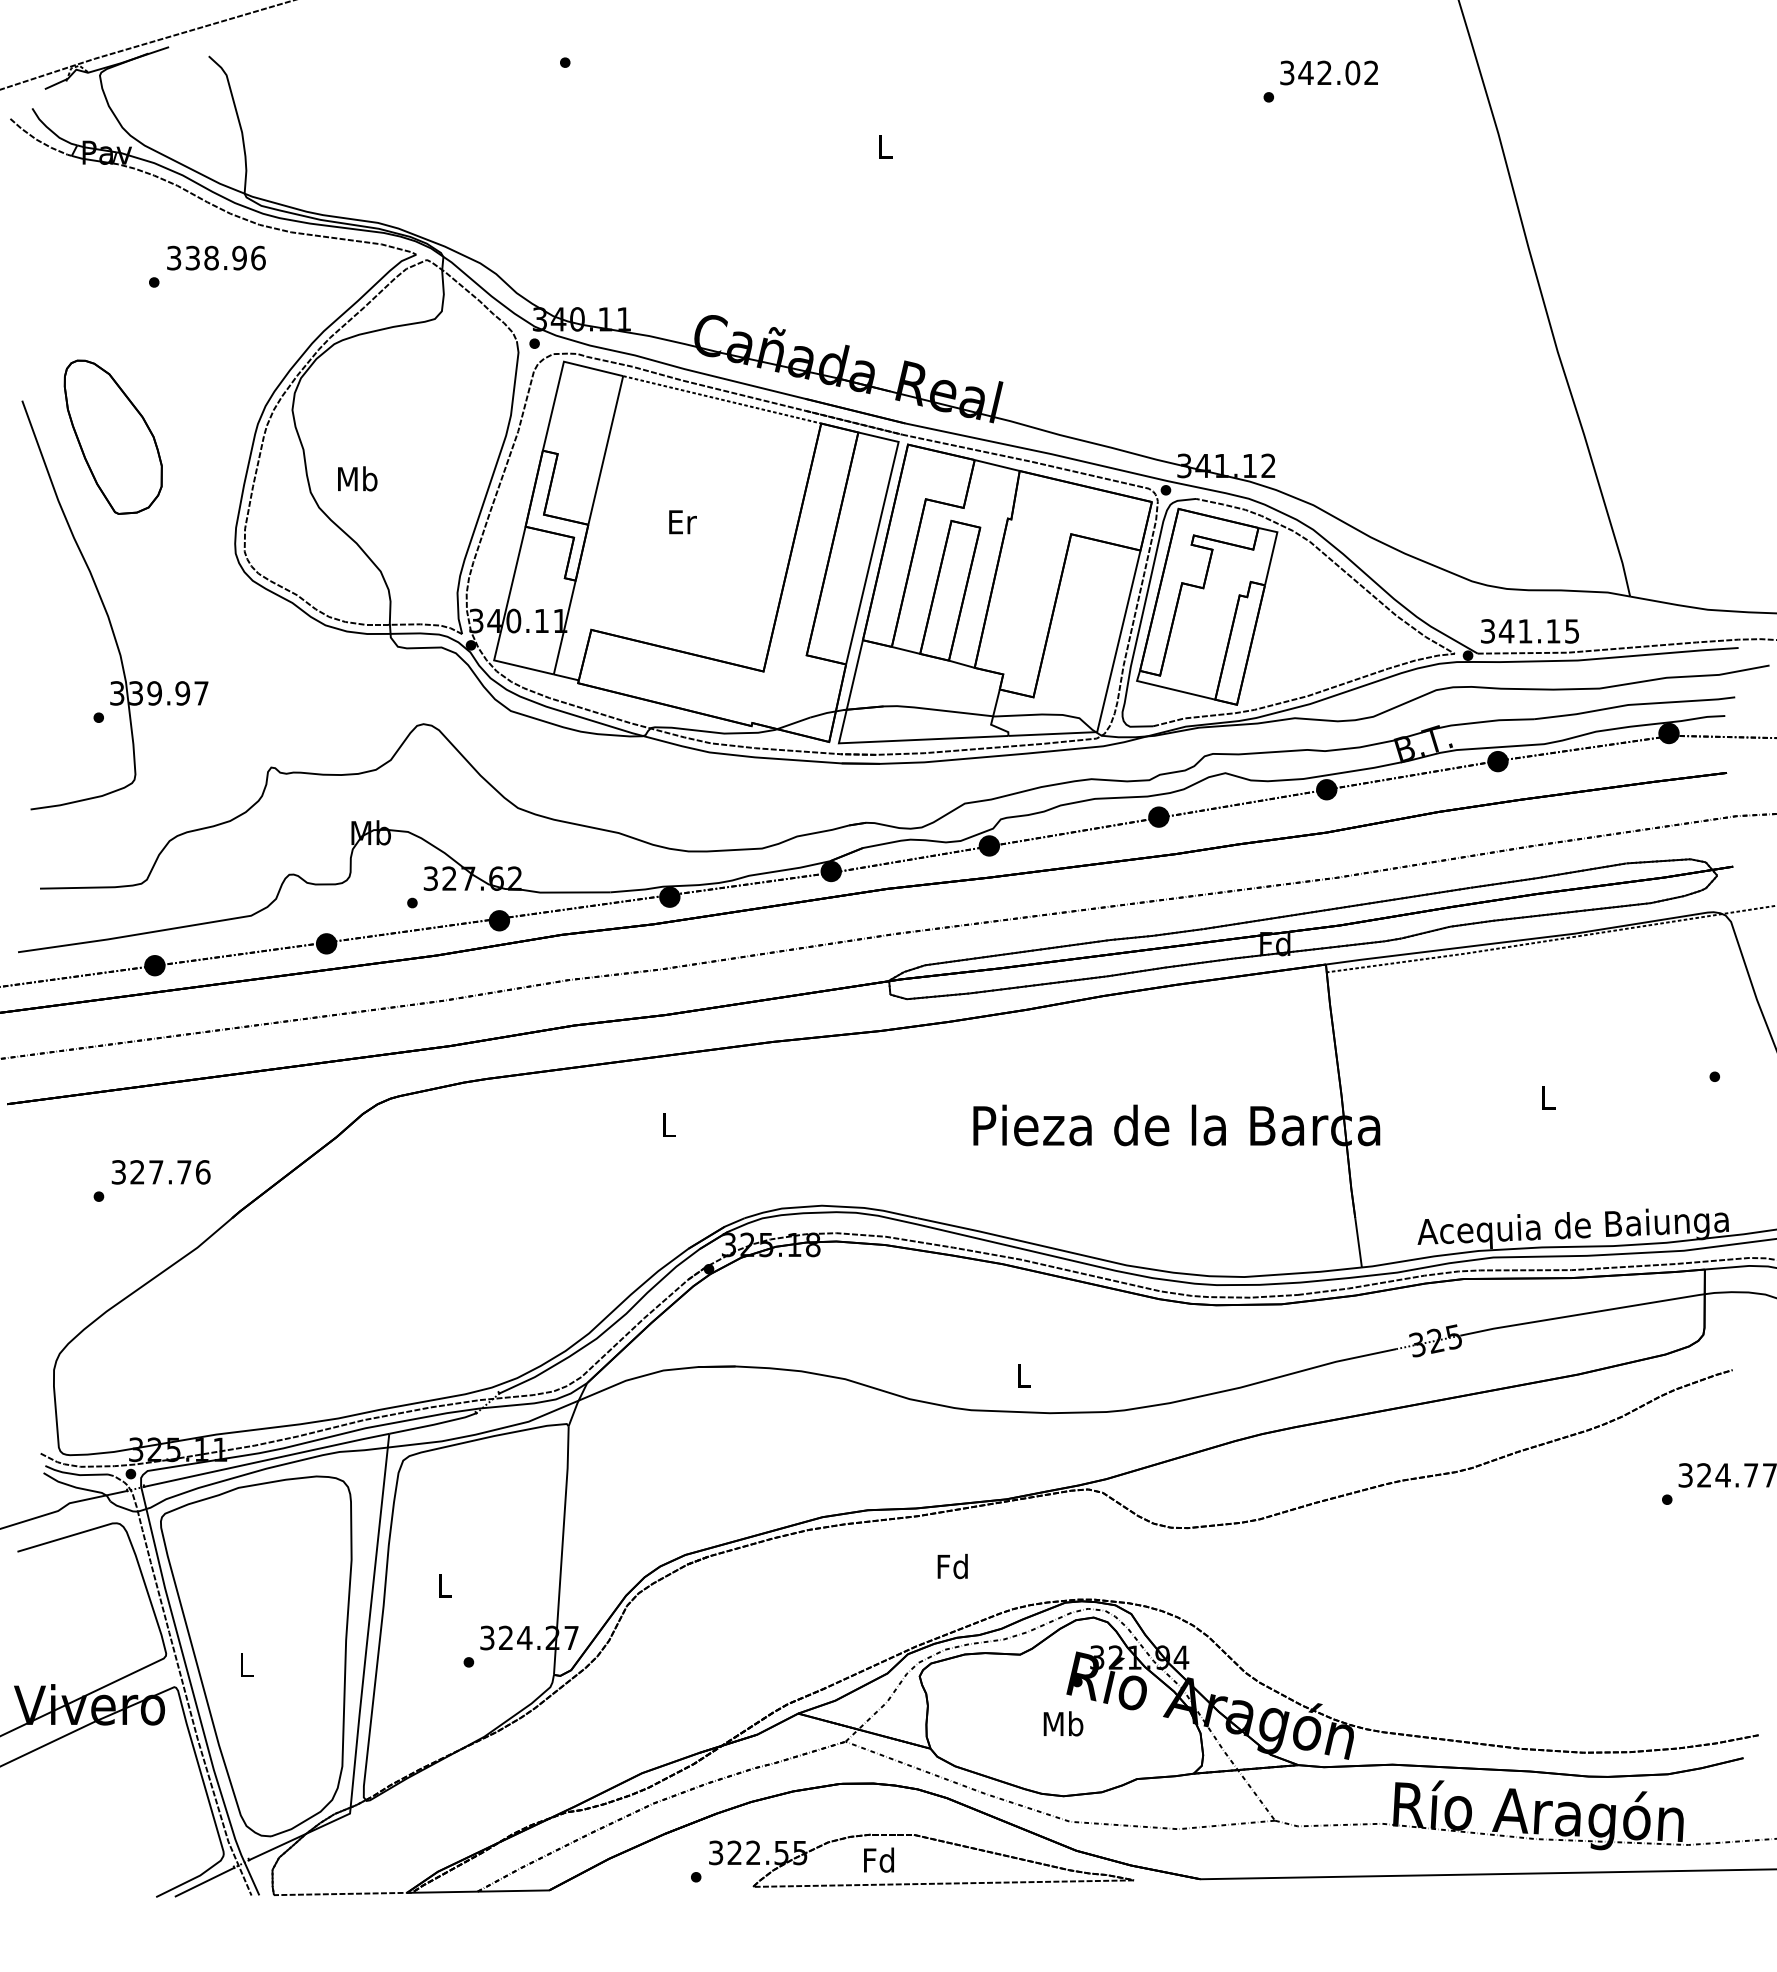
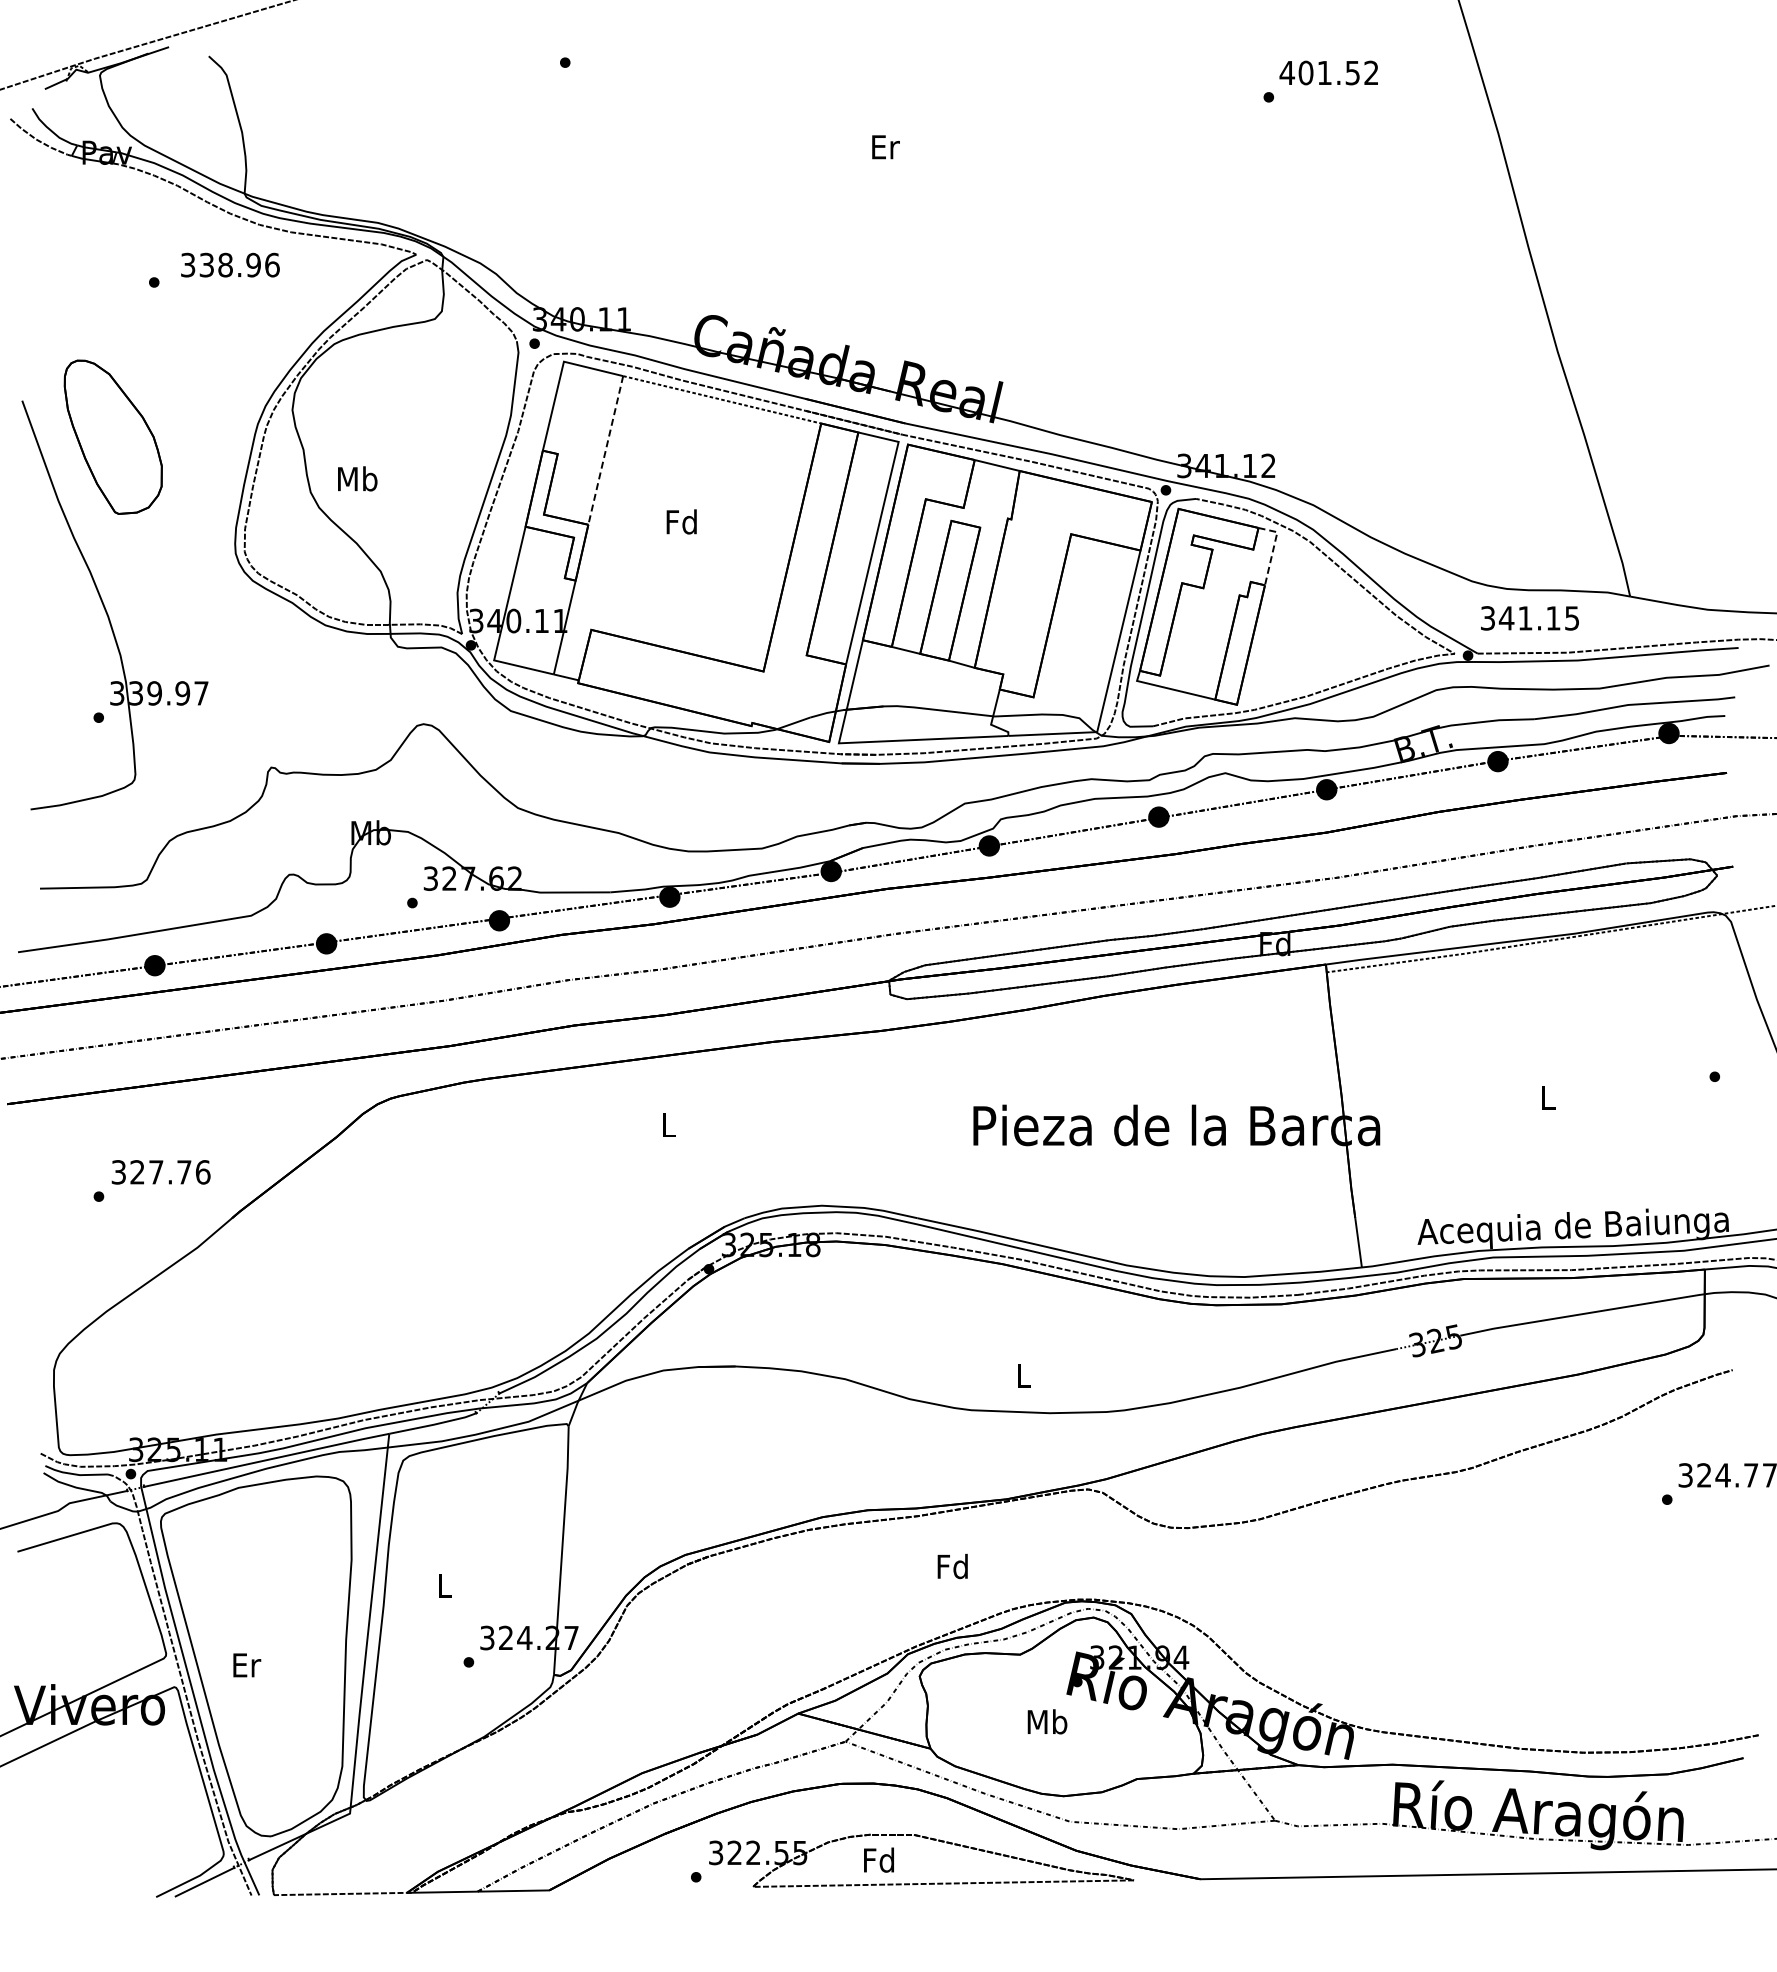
text: 342.02 -> 401.52 (1319, 72)
text: L -> Er (885, 147)
text position: (216, 257) -> (230, 264) (230, 264)
line: solid -> dashed (605, 450)
text: Er -> Fd (681, 521)
line: solid -> dashed (1273, 548)
text position: (1529, 631) -> (1529, 618) (1529, 618)
text: L -> Er (247, 1665)
text position: (1063, 1723) -> (1047, 1721) (1047, 1721)
